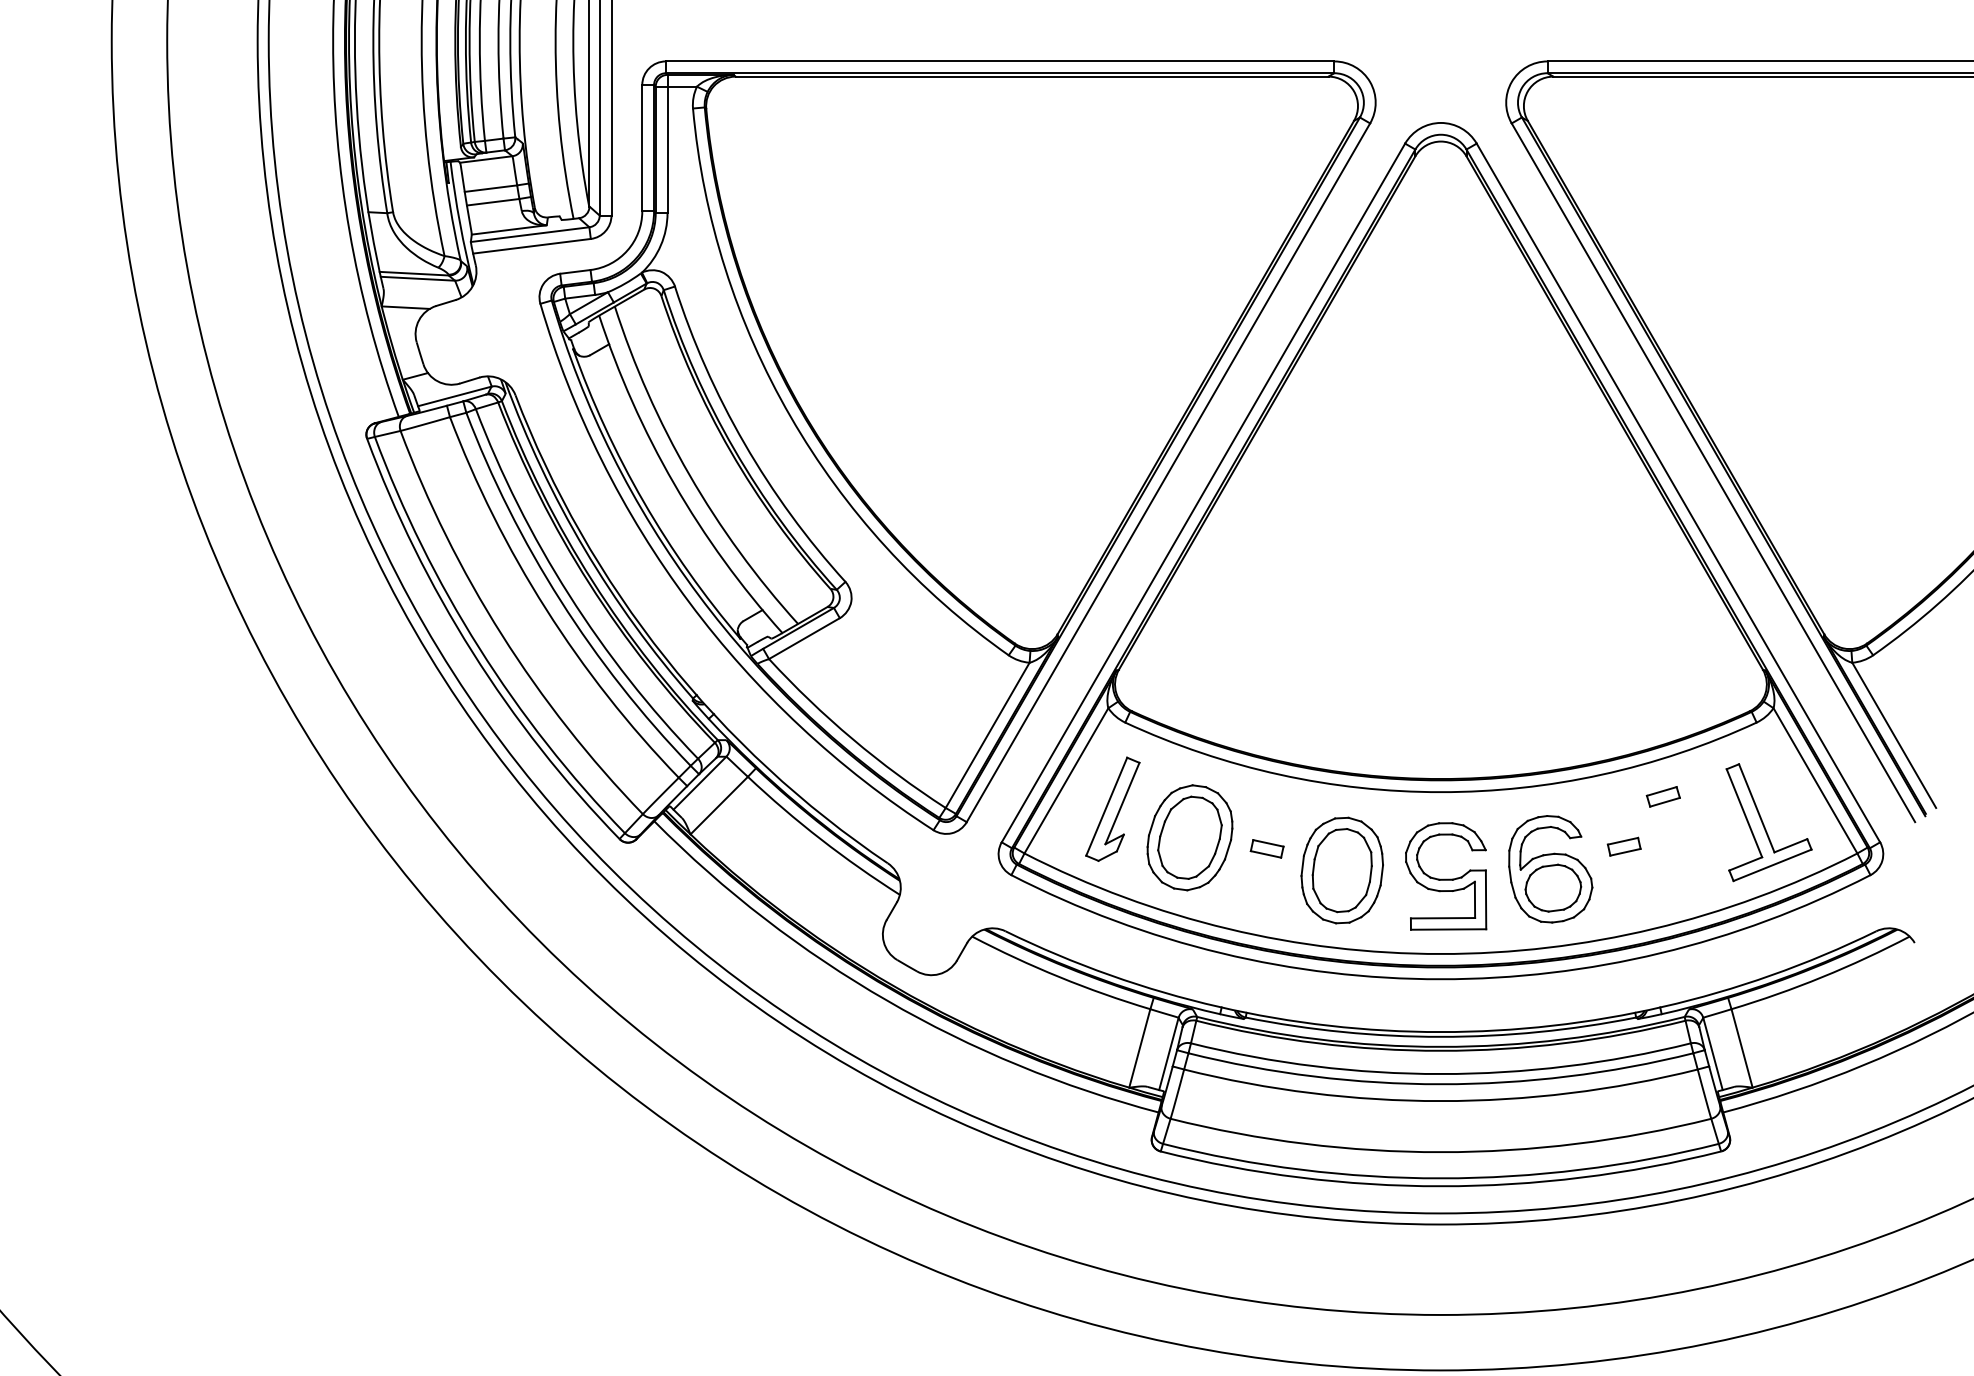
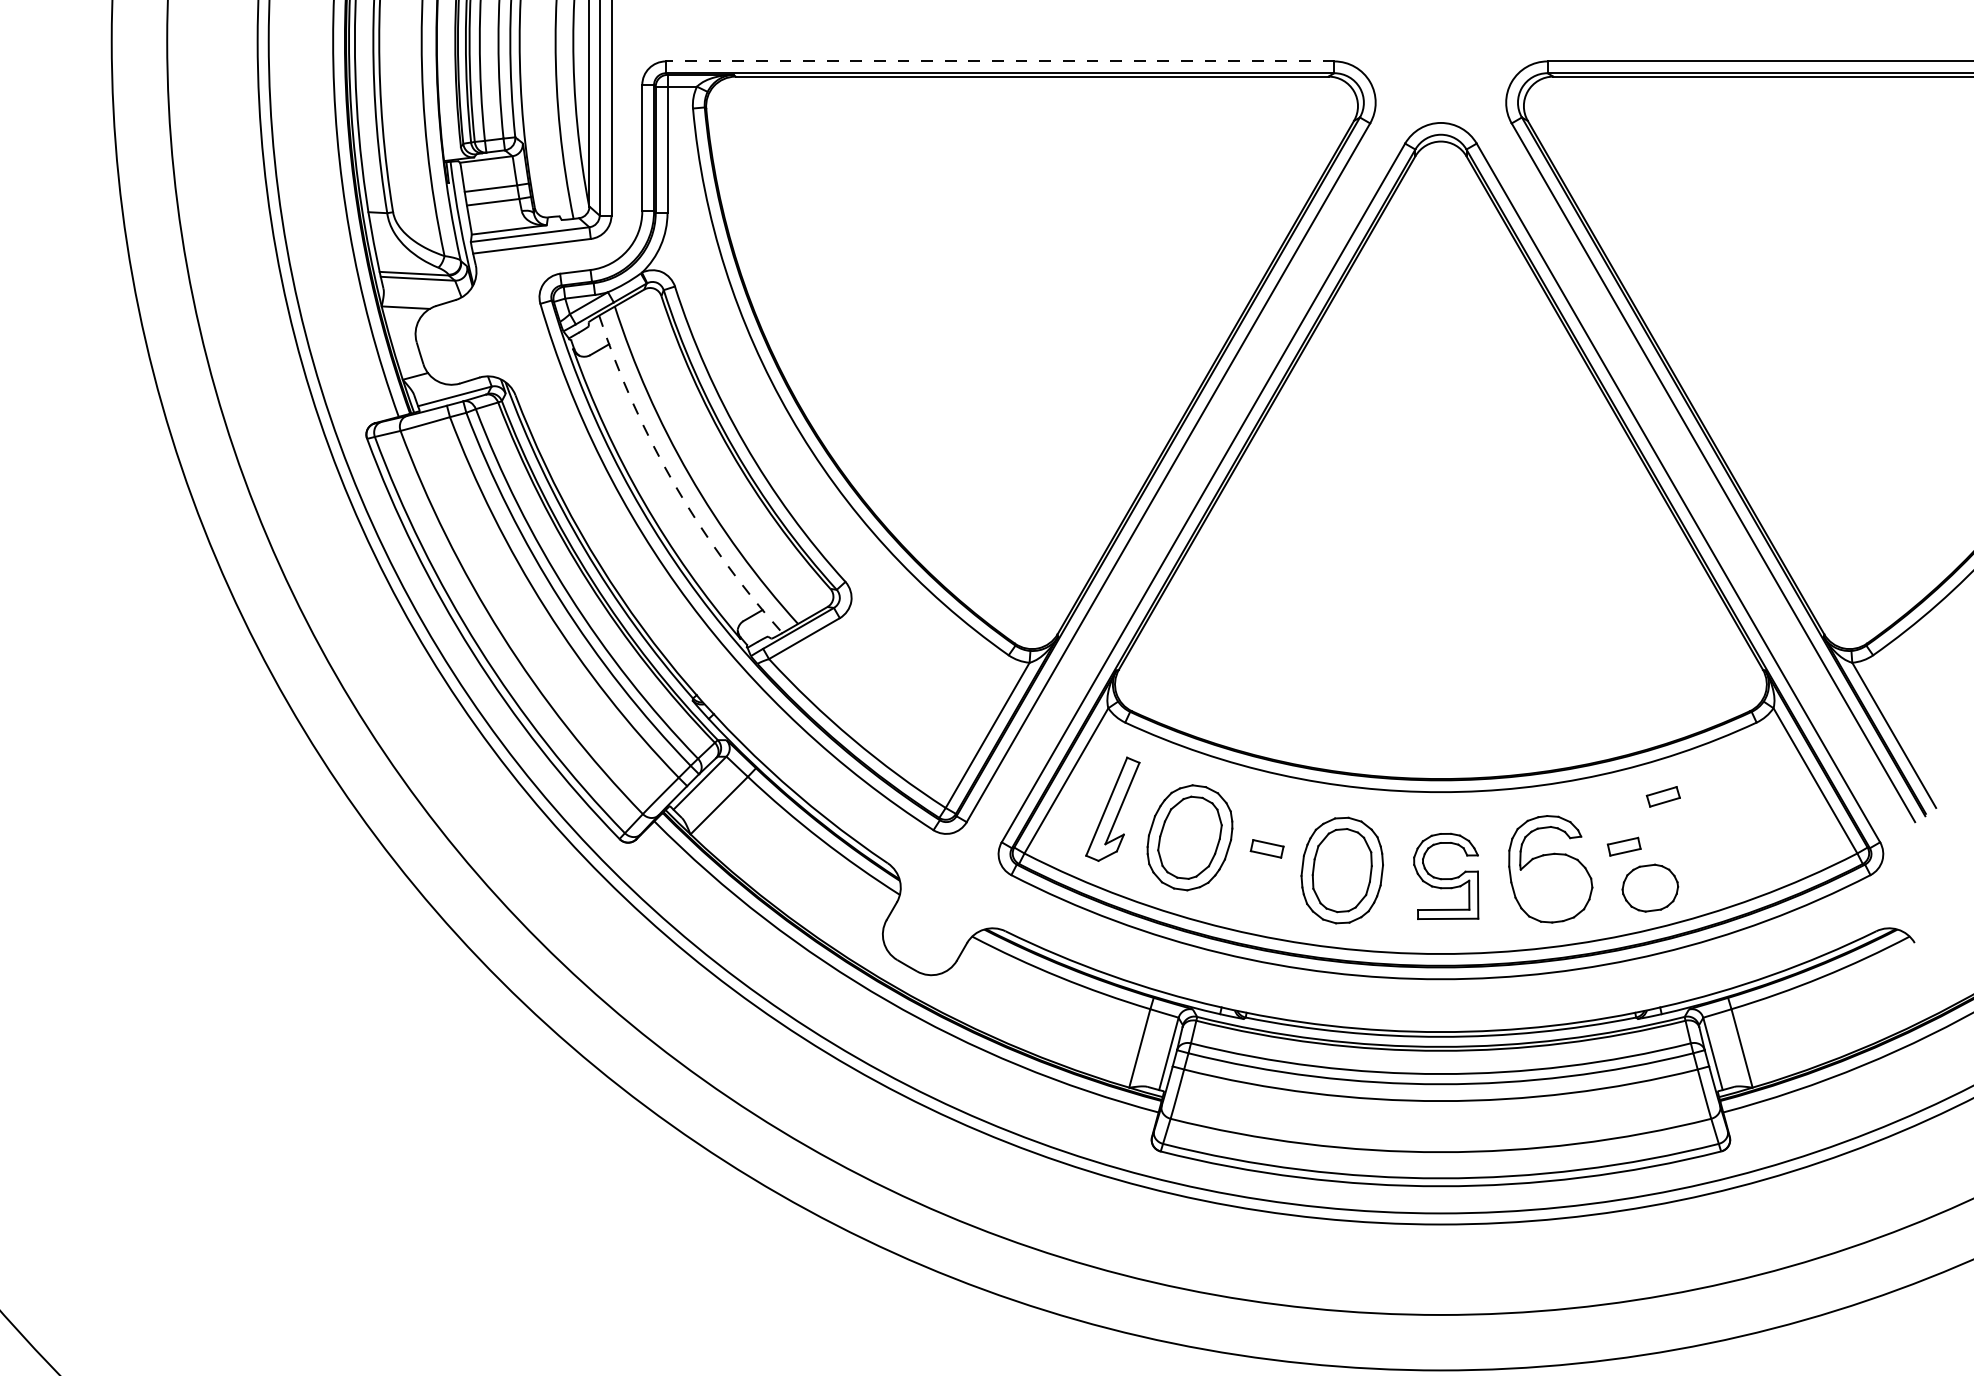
line: solid -> dashed (999, 61)
arc: solid -> dashed (674, 483)
part: present -> none (1768, 822)
part size: 83x109 px -> 67x88 px (1446, 875)
part position: (1553, 887) -> (1650, 887) (1650, 887)
